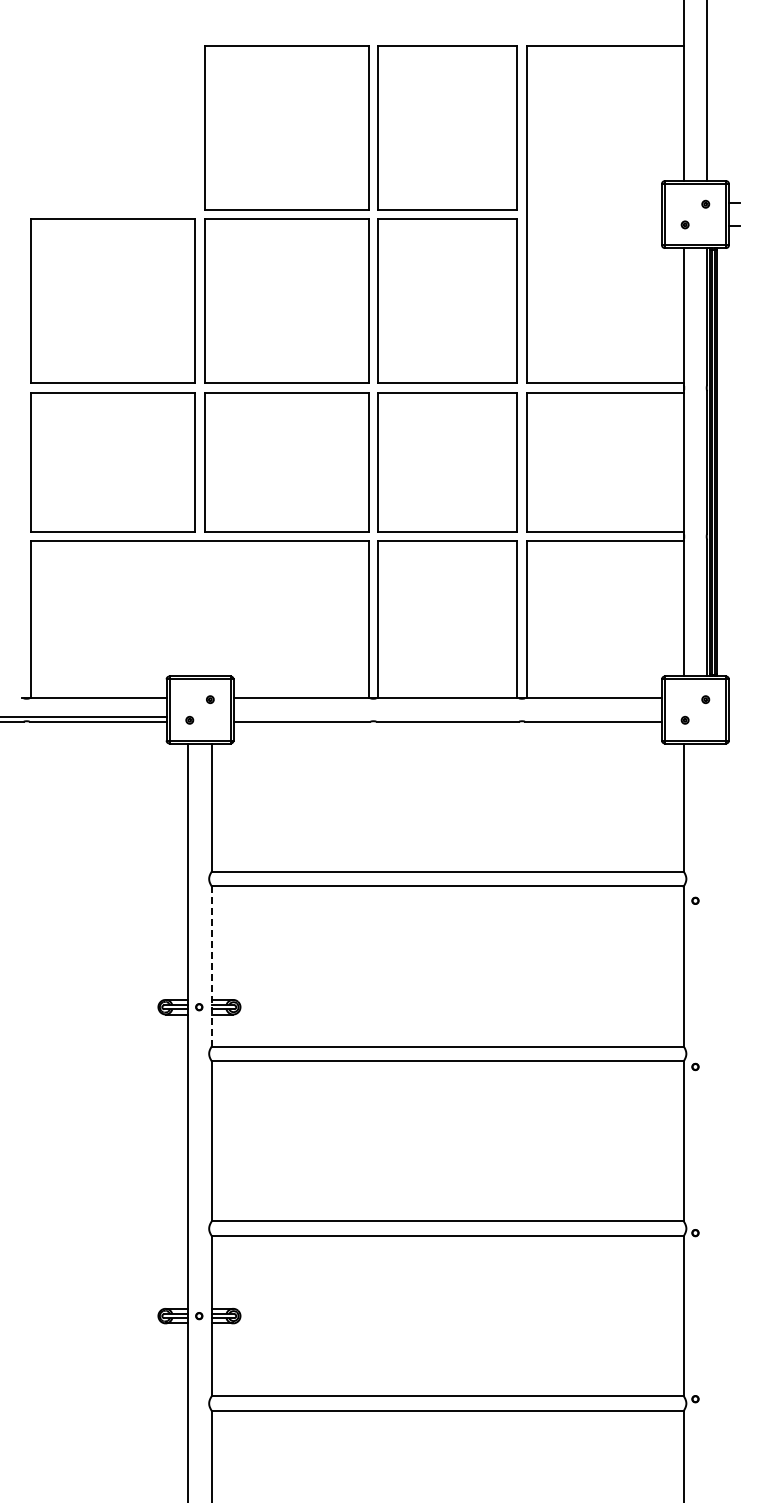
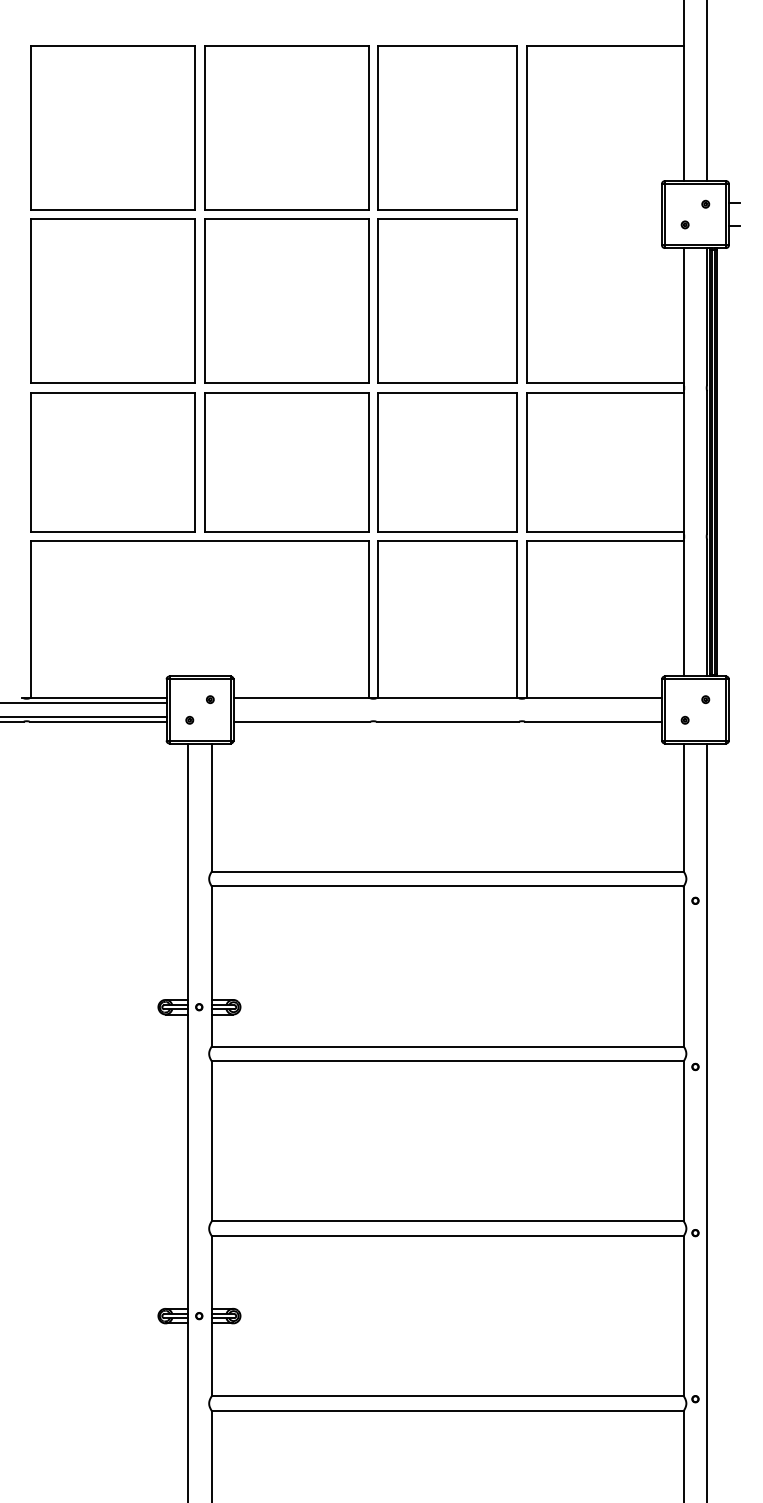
part: none -> present (112, 127)
line: none -> present (84, 702)
line: dashed -> solid (211, 965)
line: none -> present (707, 1121)
